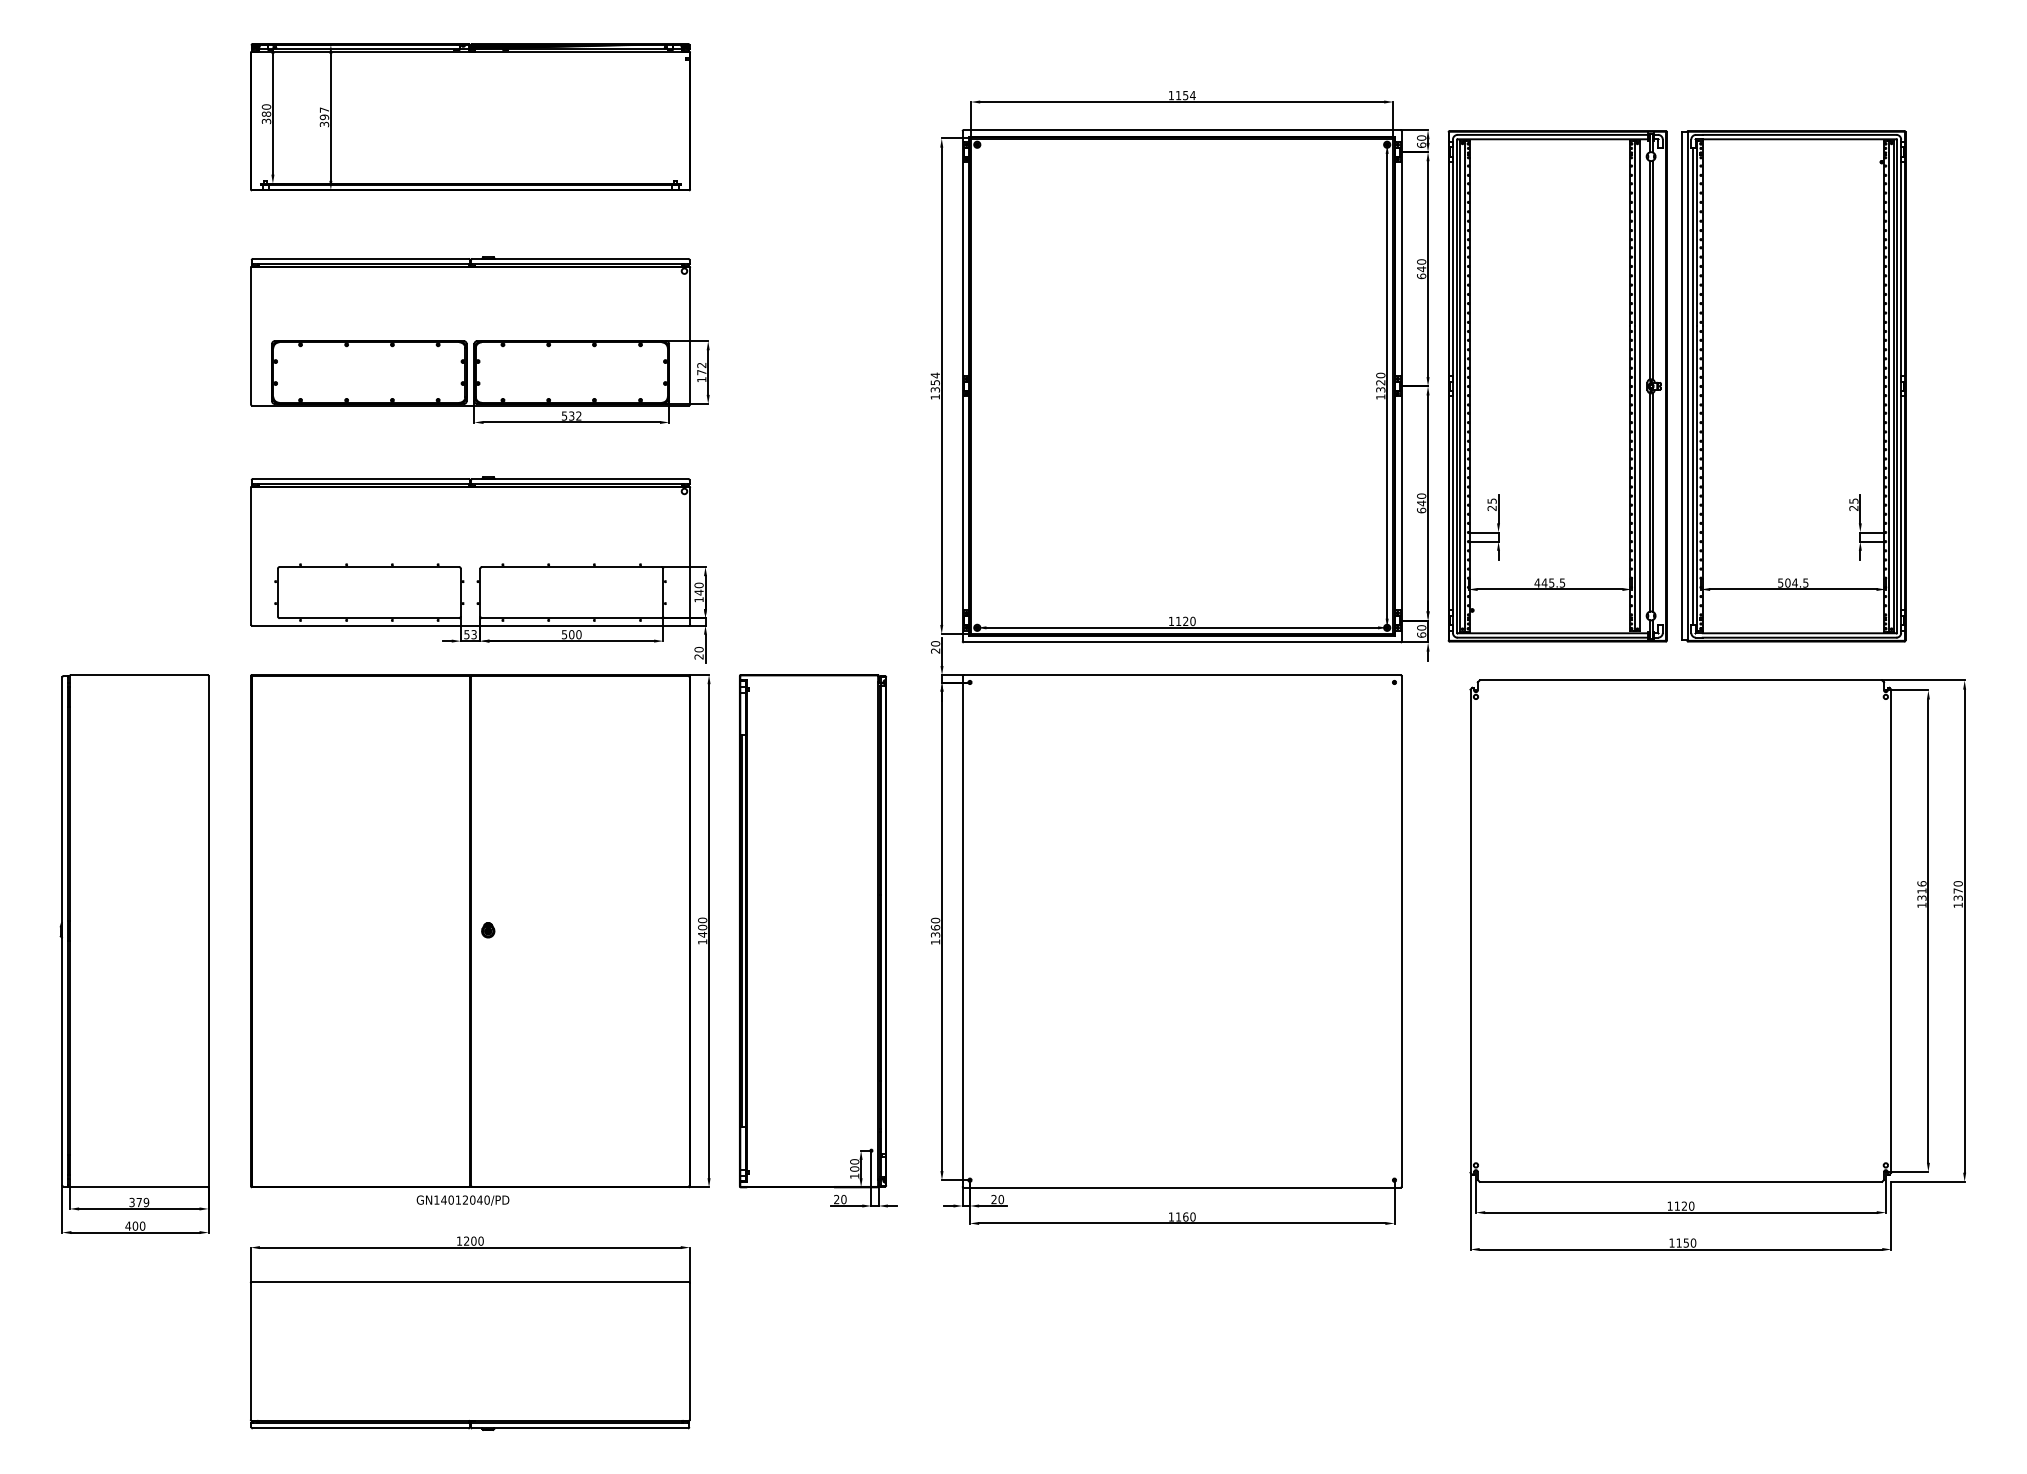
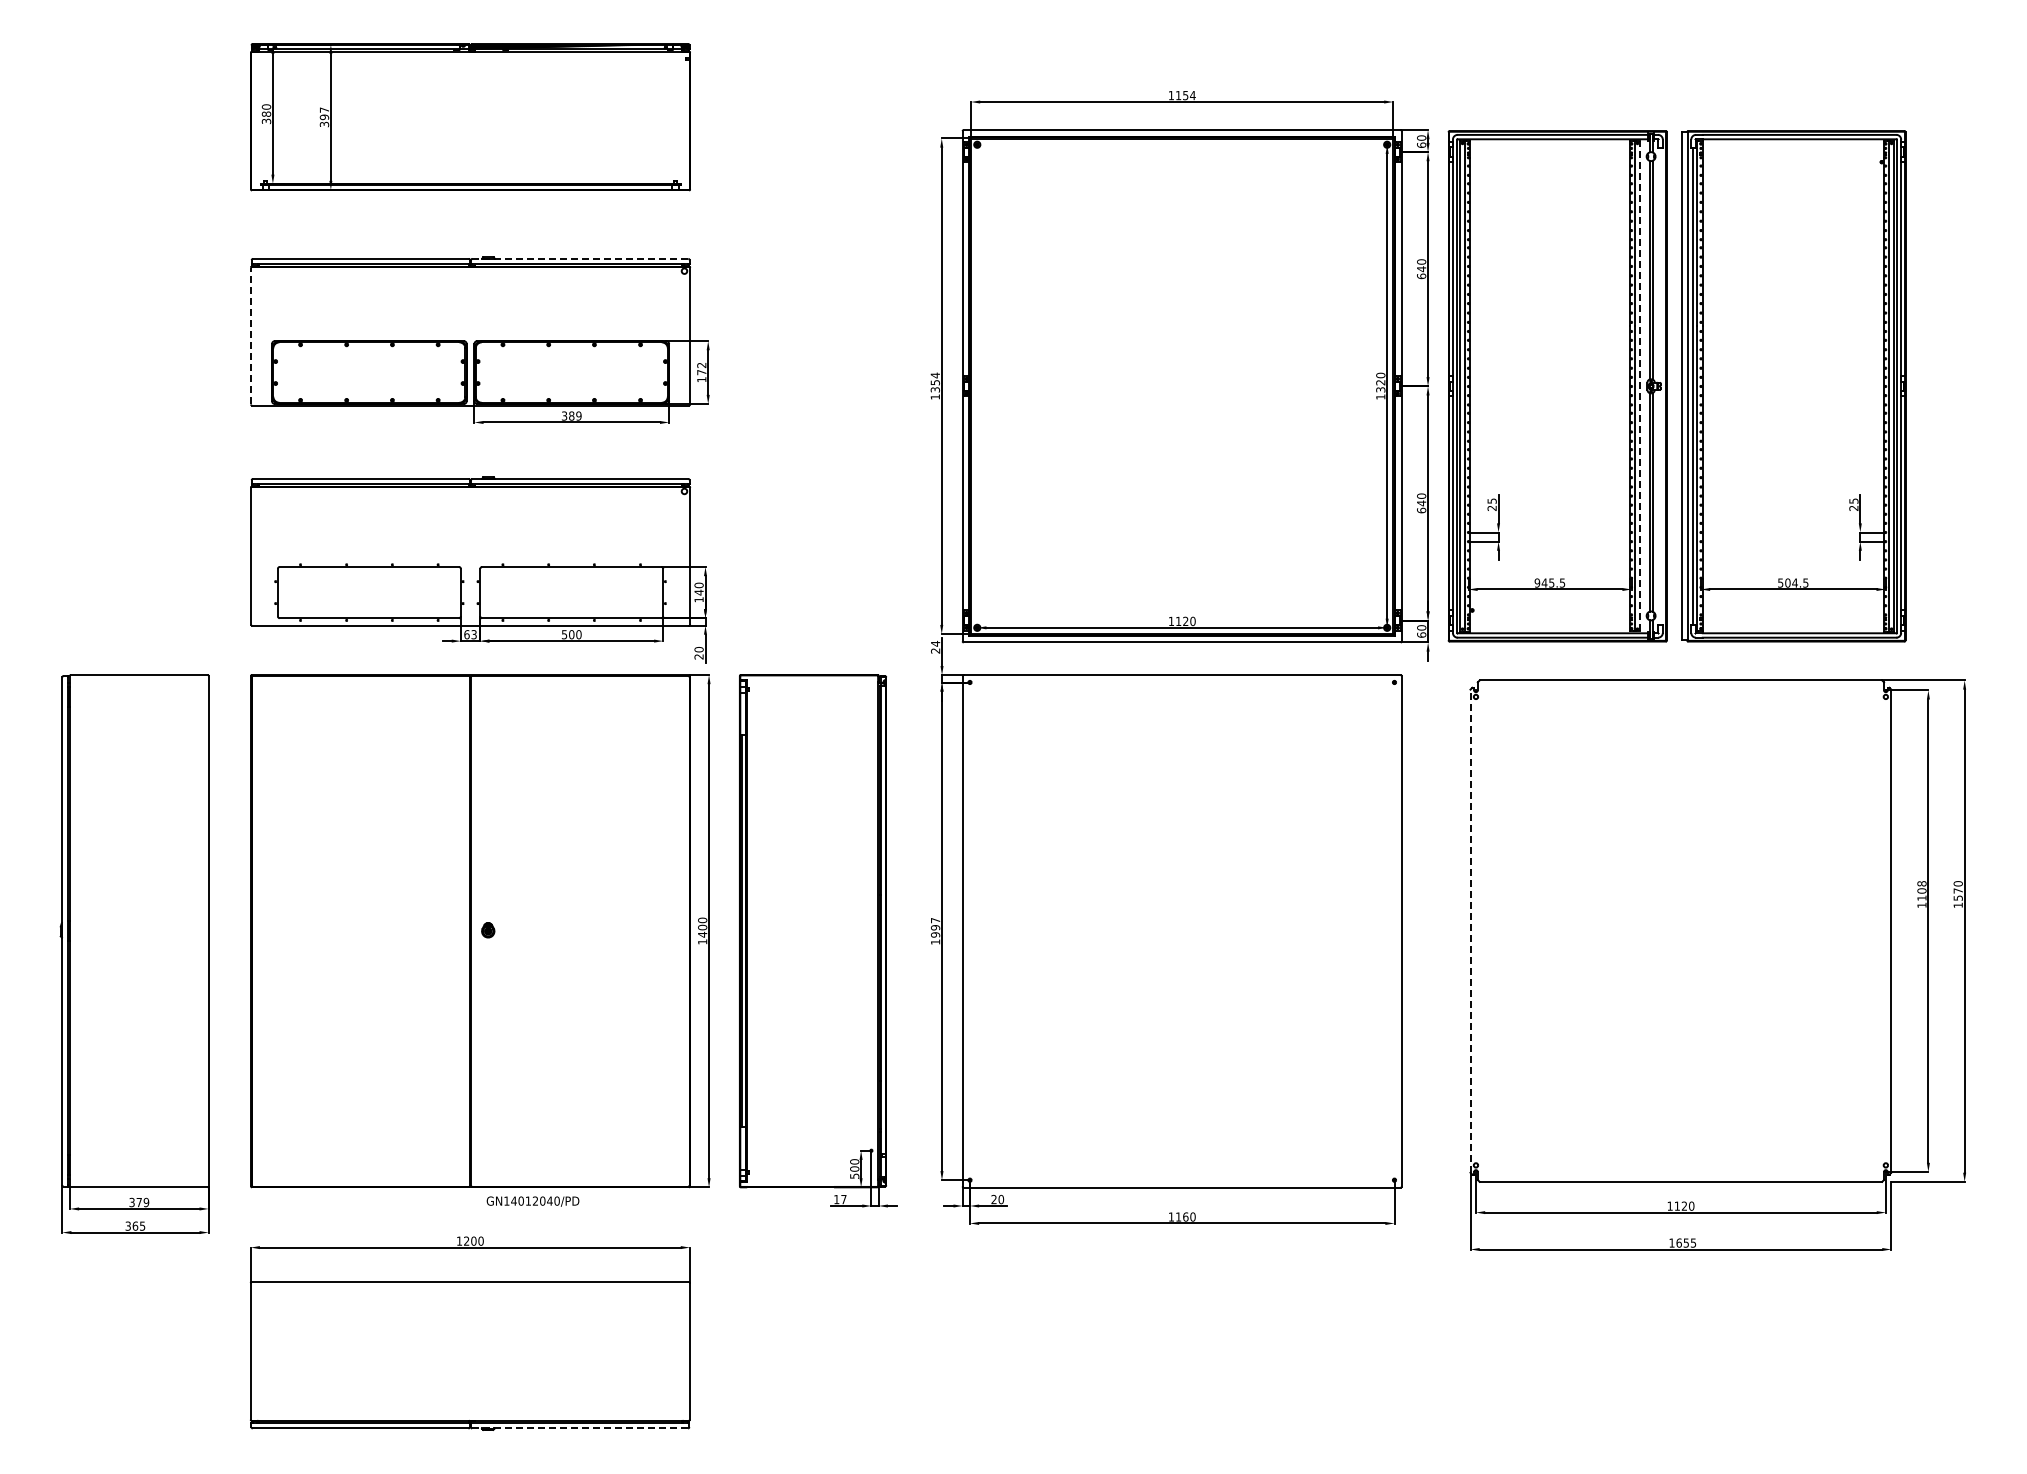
line: solid -> dashed (580, 258)
line: solid -> dashed (251, 335)
line: solid -> dashed (1639, 385)
text: 532 -> 389 (571, 415)
text: 445.5 -> 945.5 (1537, 582)
text: 53 -> 63 (466, 634)
text: 20 -> 24 (935, 643)
text: 1316 -> 1108 (1921, 890)
text: 1370 -> 1570 (1957, 897)
text: 1360 -> 1997 (935, 927)
line: solid -> dashed (1470, 931)
text: 100 -> 500 (854, 1175)
text: 20 -> 17 (840, 1199)
text position: (462, 1200) -> (532, 1201) (532, 1201)
text: 400 -> 365 (135, 1225)
text: 1150 -> 1655 (1686, 1242)
line: solid -> dashed (580, 1428)
